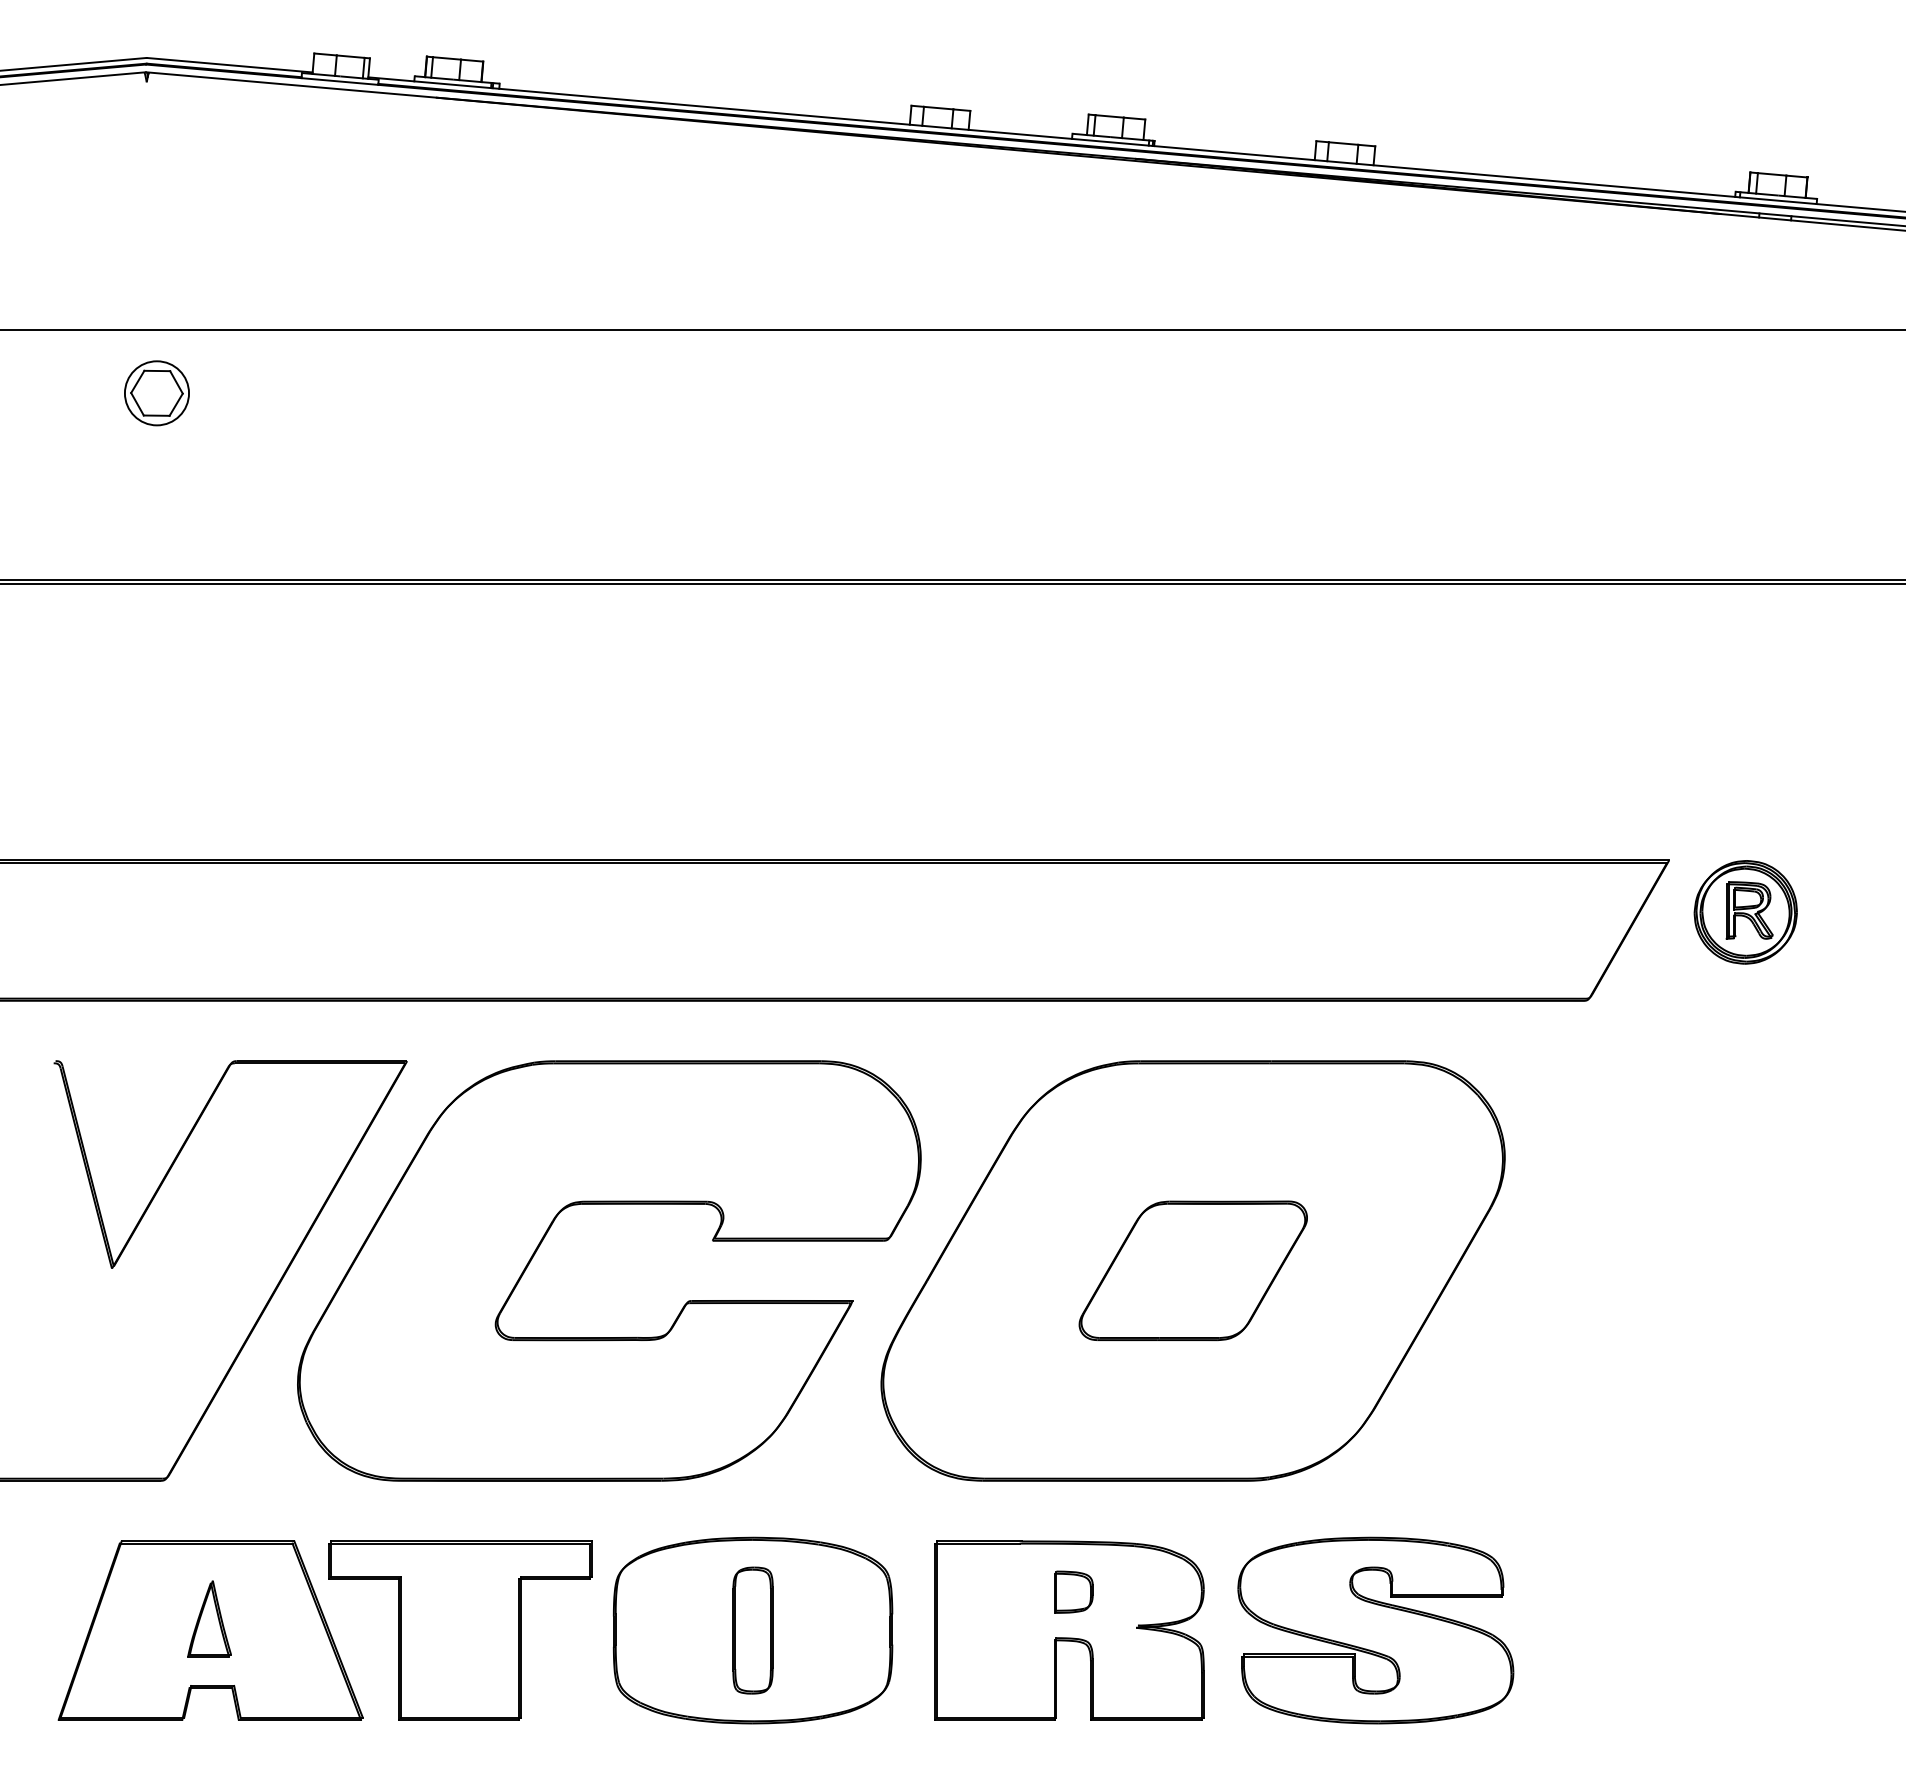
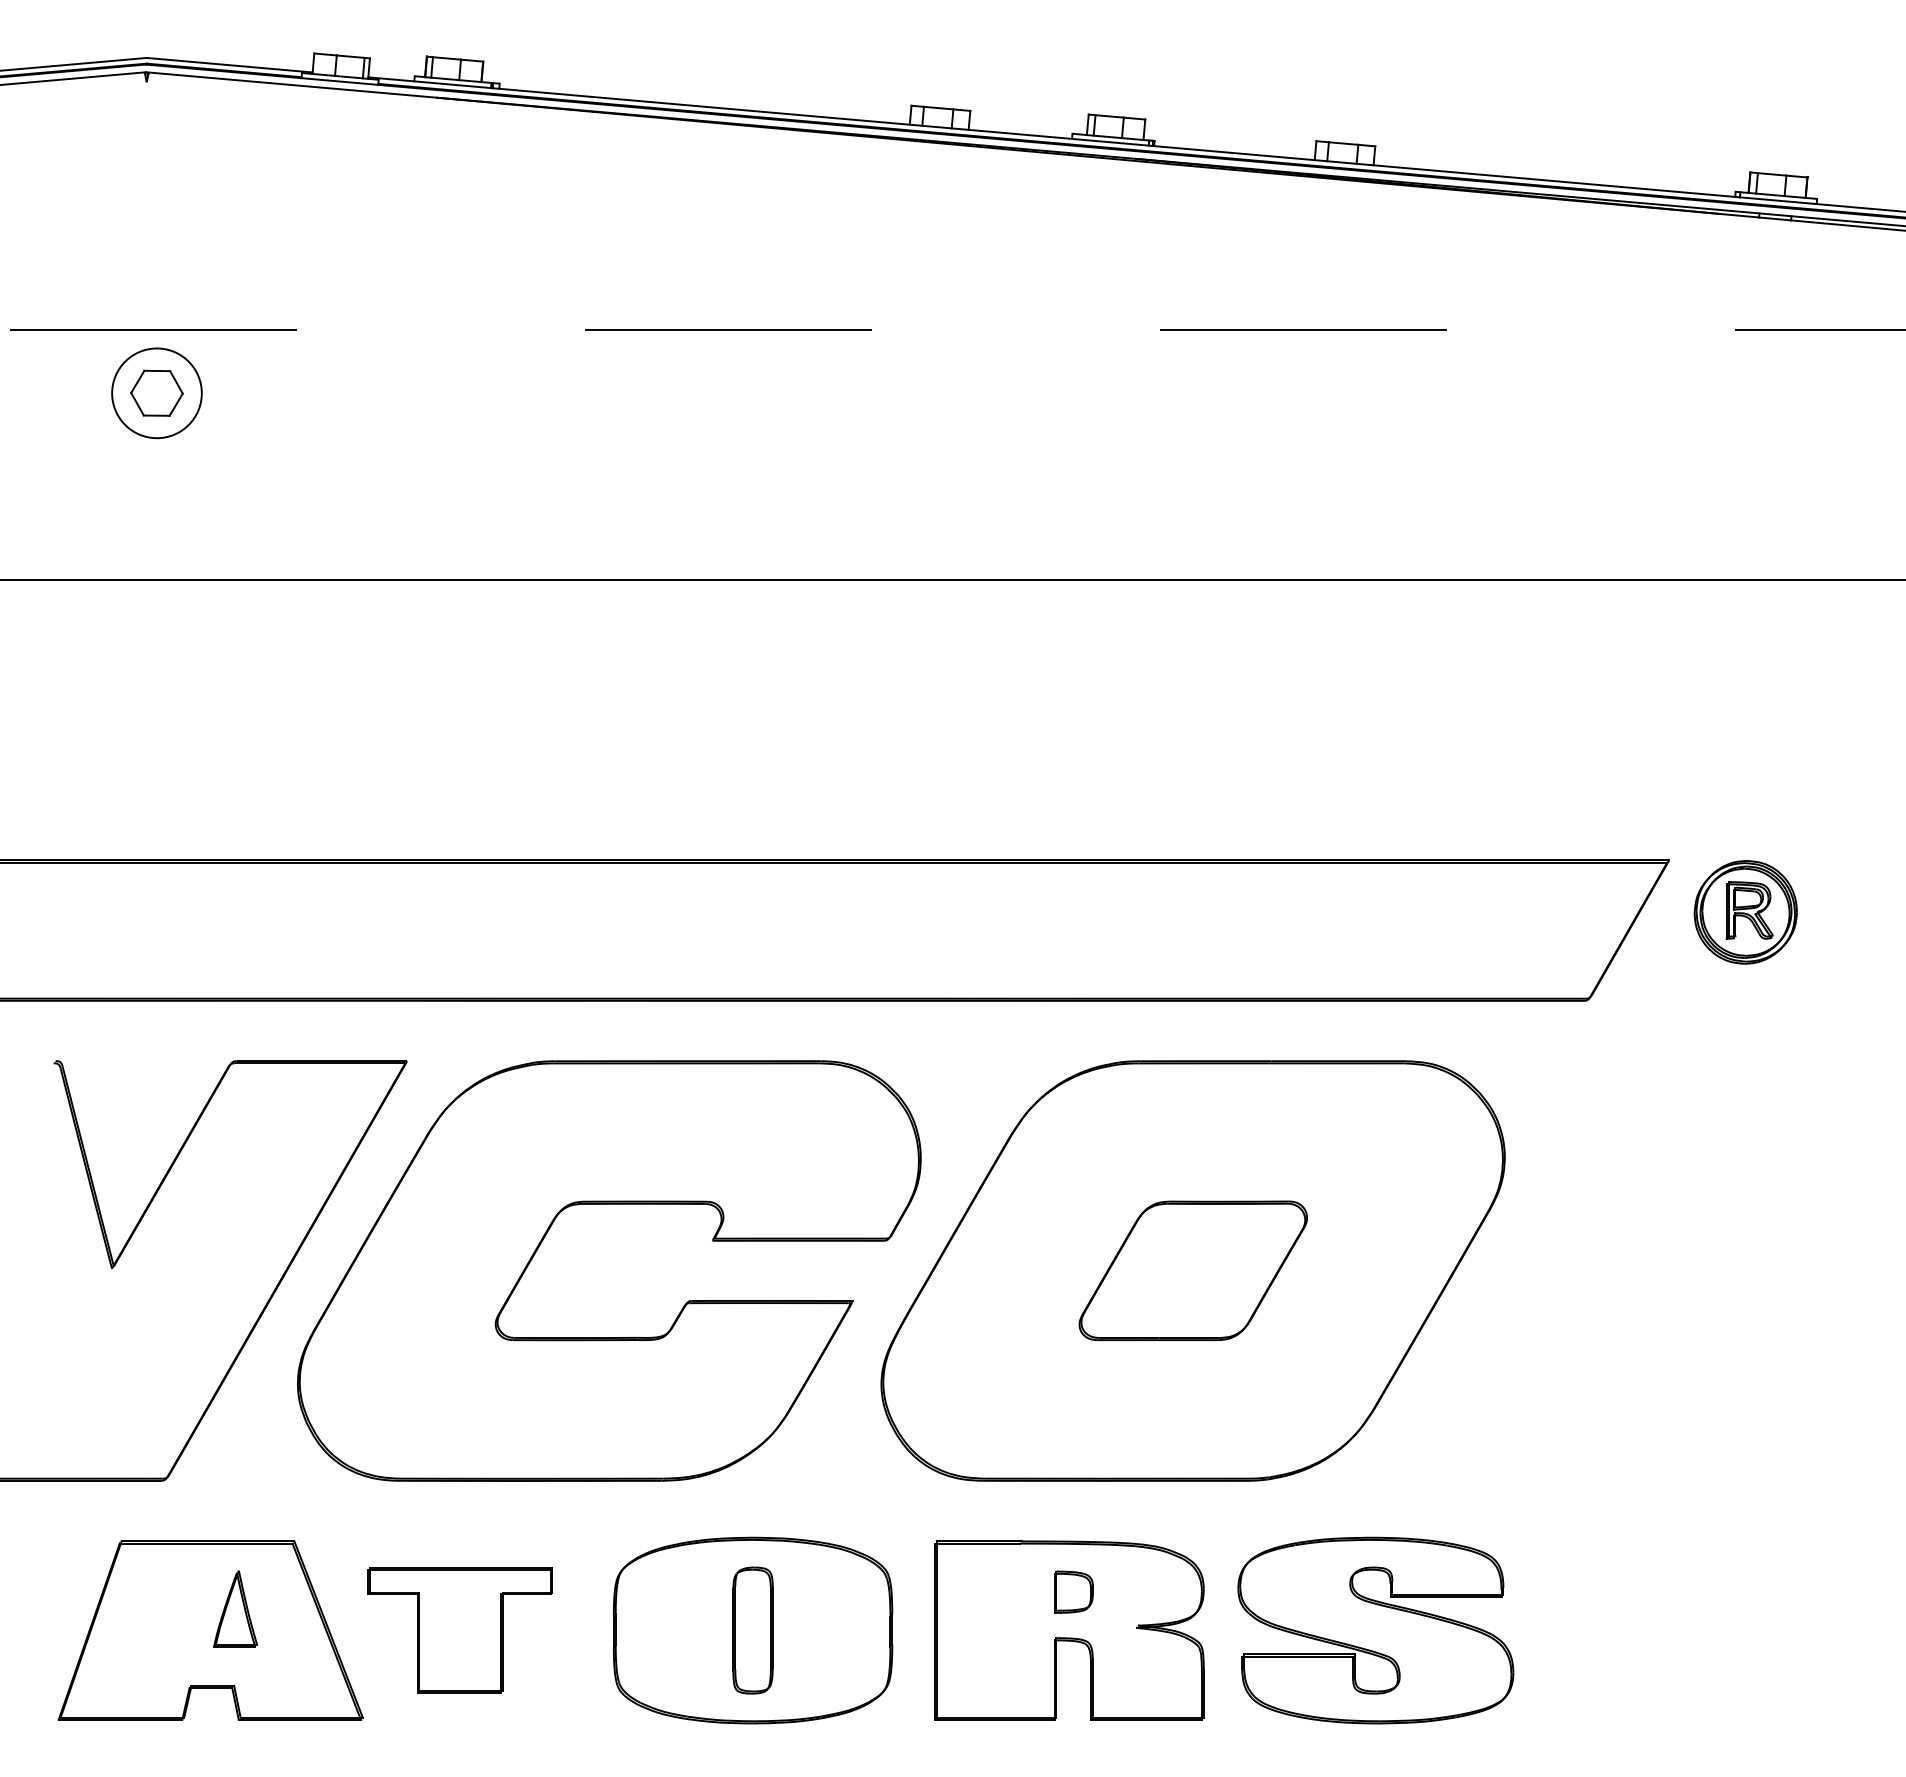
line: solid -> dashed (952, 330)
circle diameter: 64 px -> 90 px (156, 393)
line: present -> none (952, 583)
part position: (209, 1618) -> (235, 1608) (235, 1608)
part size: 265x181 px -> 186x127 px (459, 1630)
